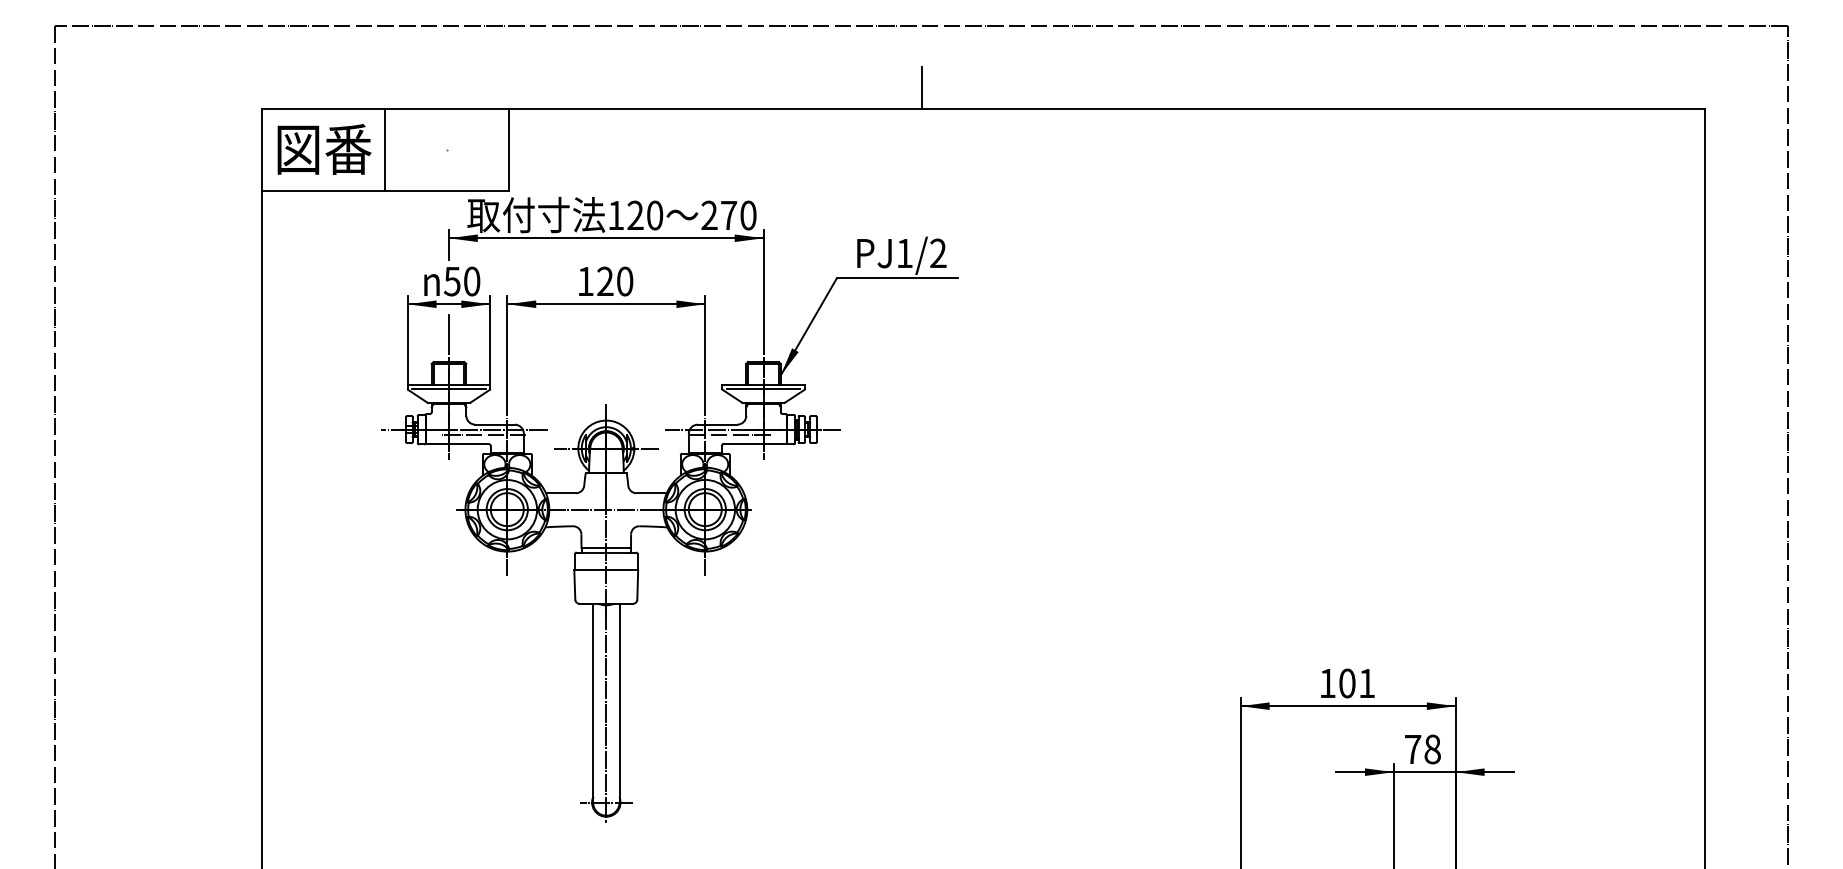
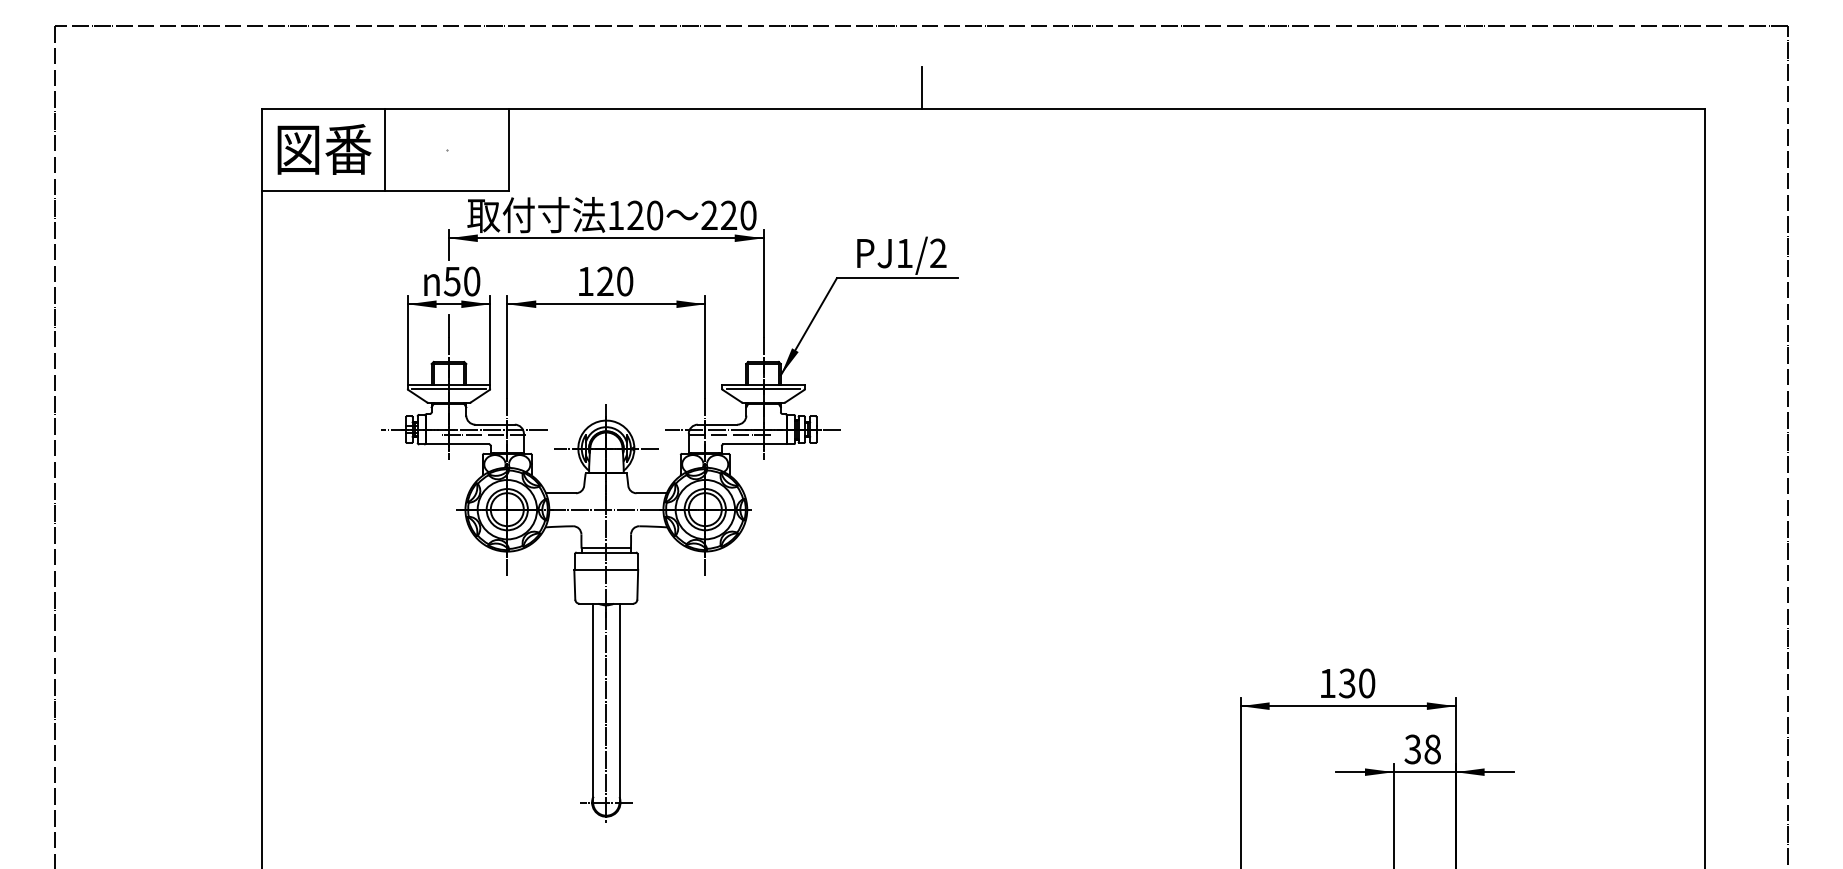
text: 270 -> 220 (729, 214)
text: 101 -> 130 (1356, 683)
text: 78 -> 38 (1412, 749)
